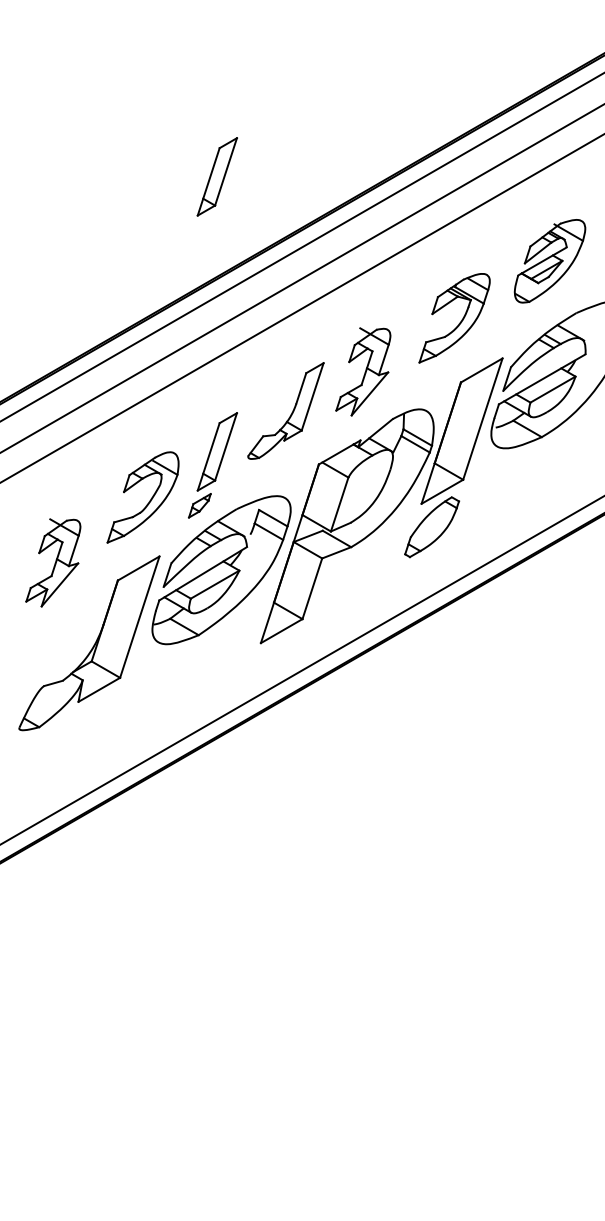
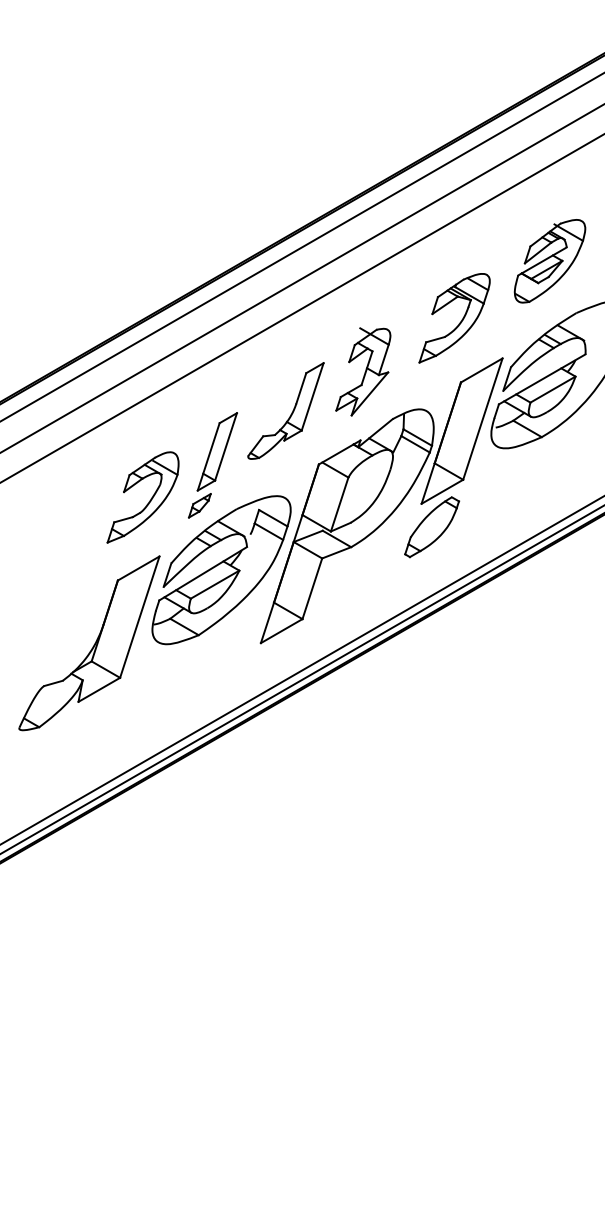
part: present -> none (216, 176)
part: present -> none (53, 562)
line: none -> present (301, 679)
